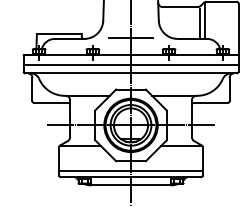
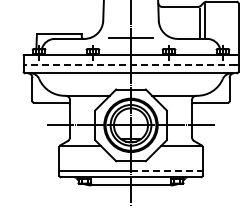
line: solid -> dashed (129, 65)
line: solid -> dashed (166, 170)
